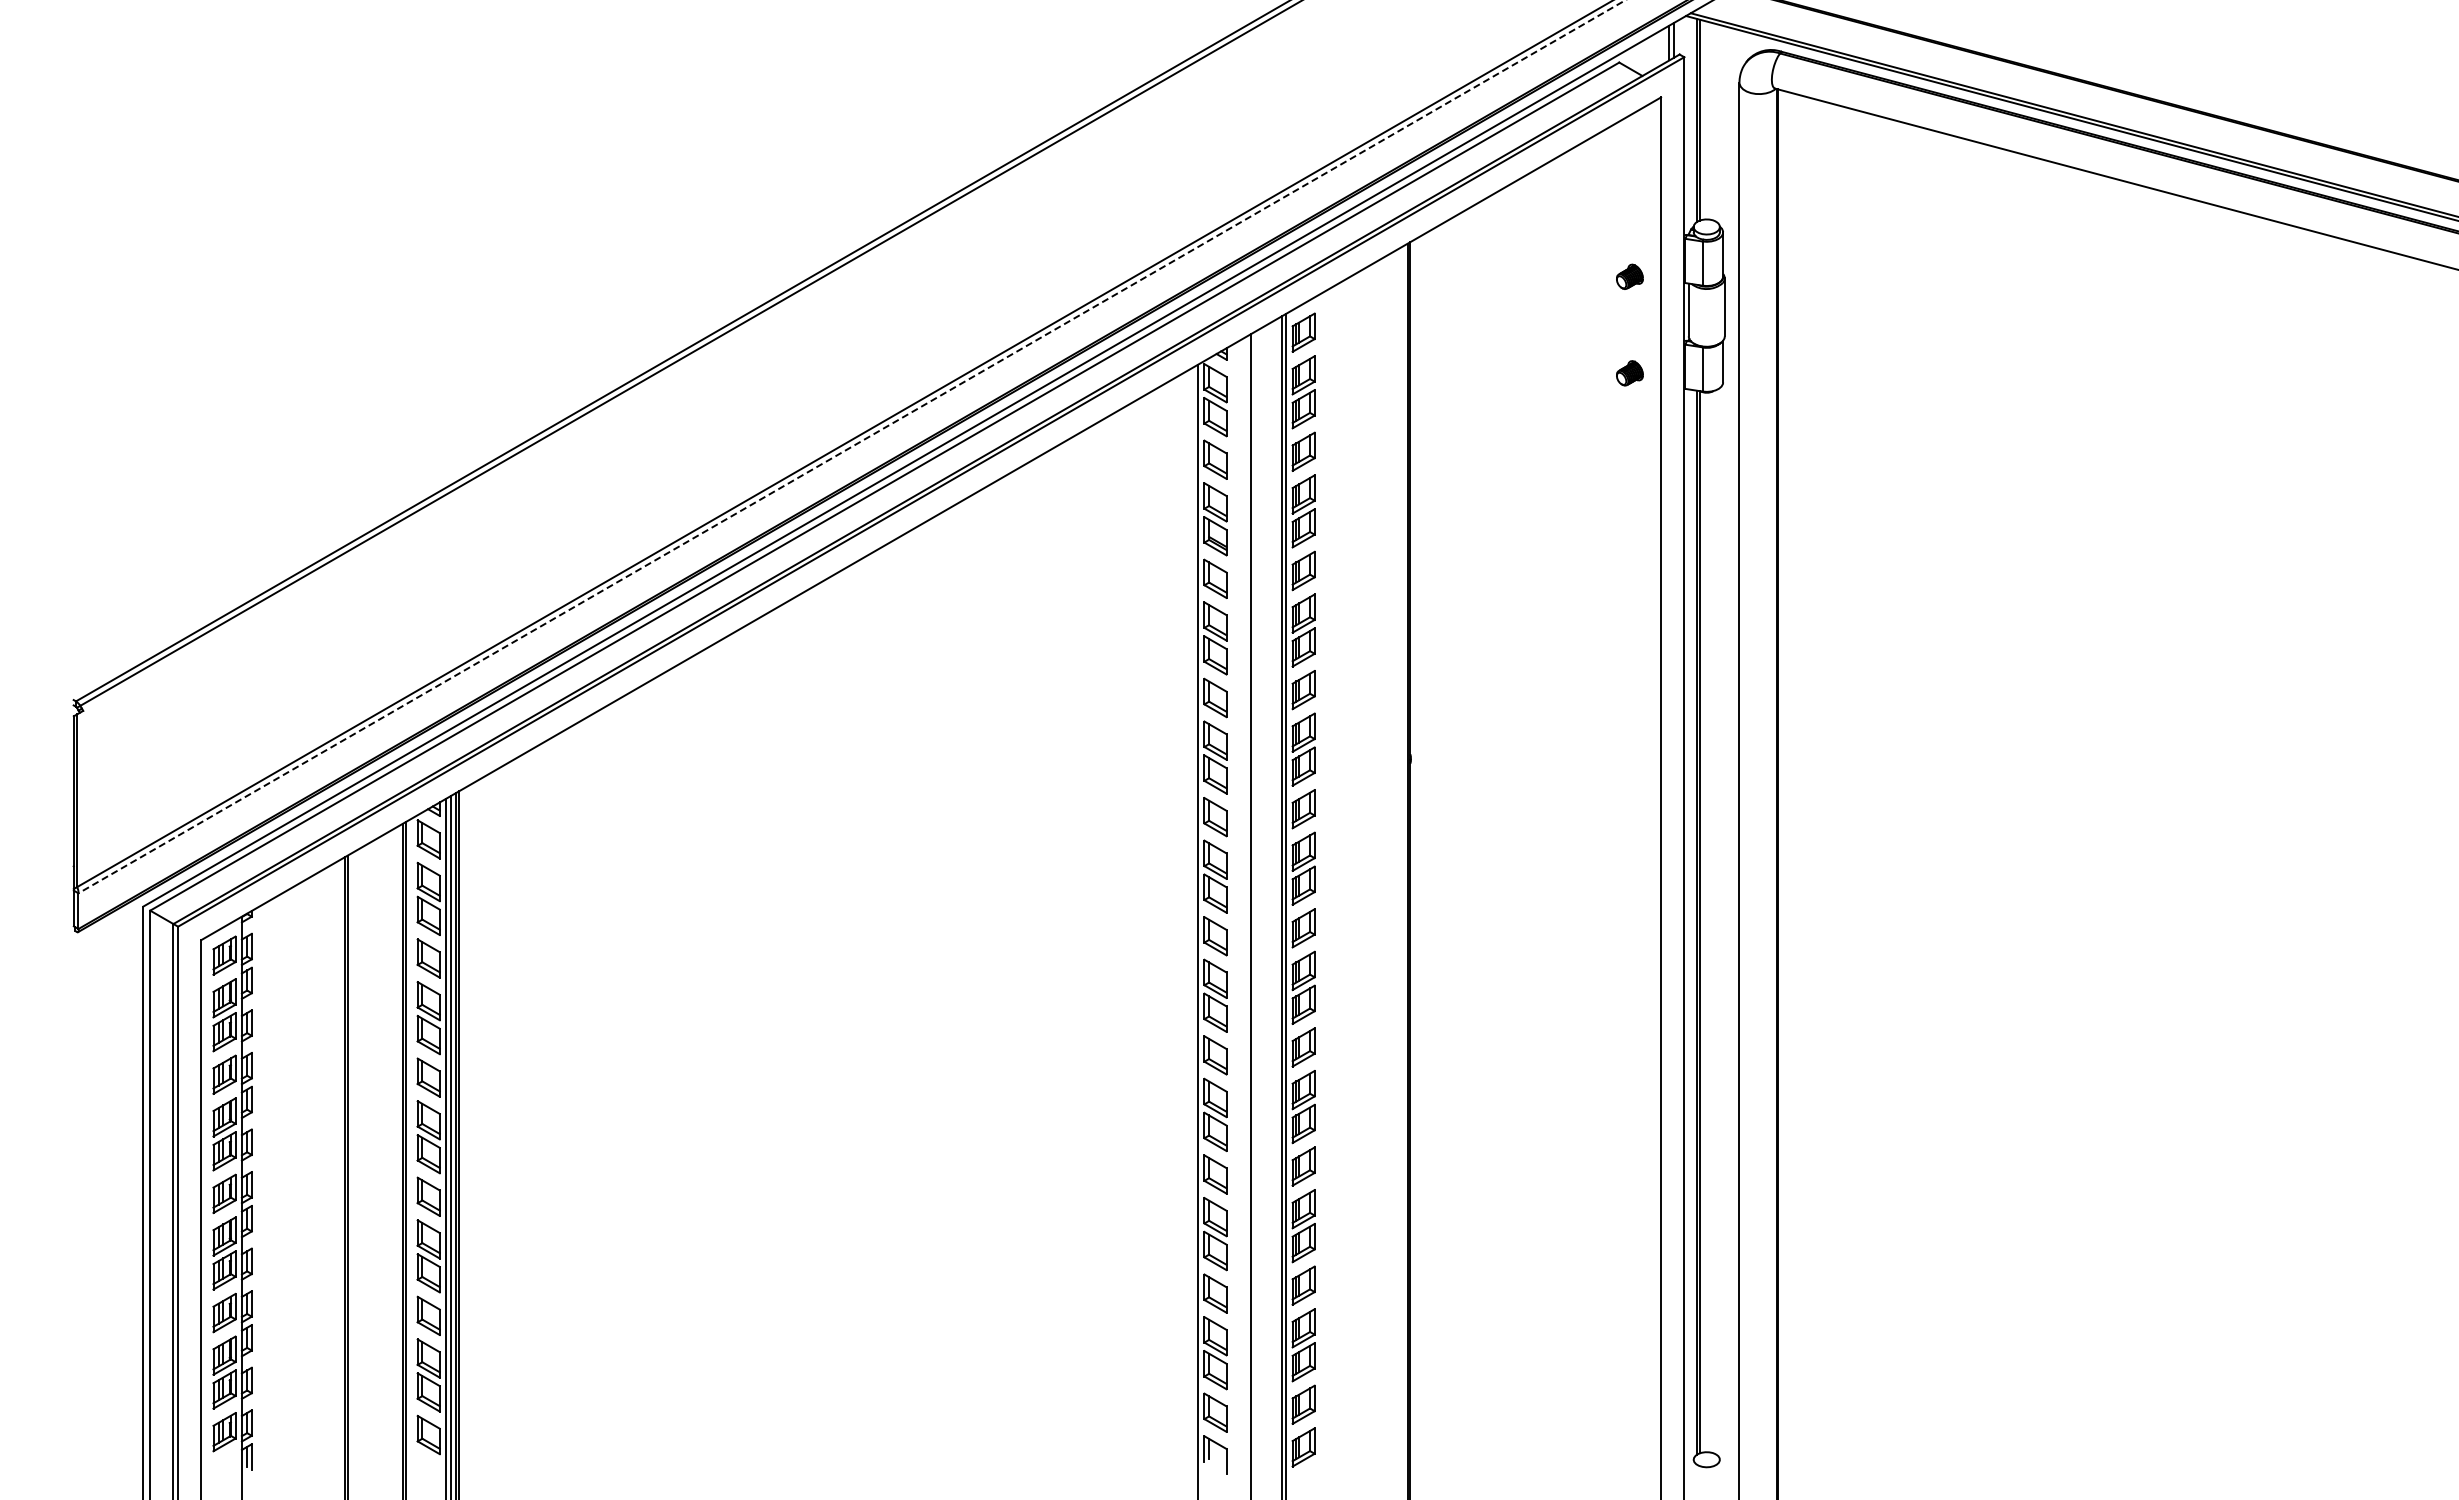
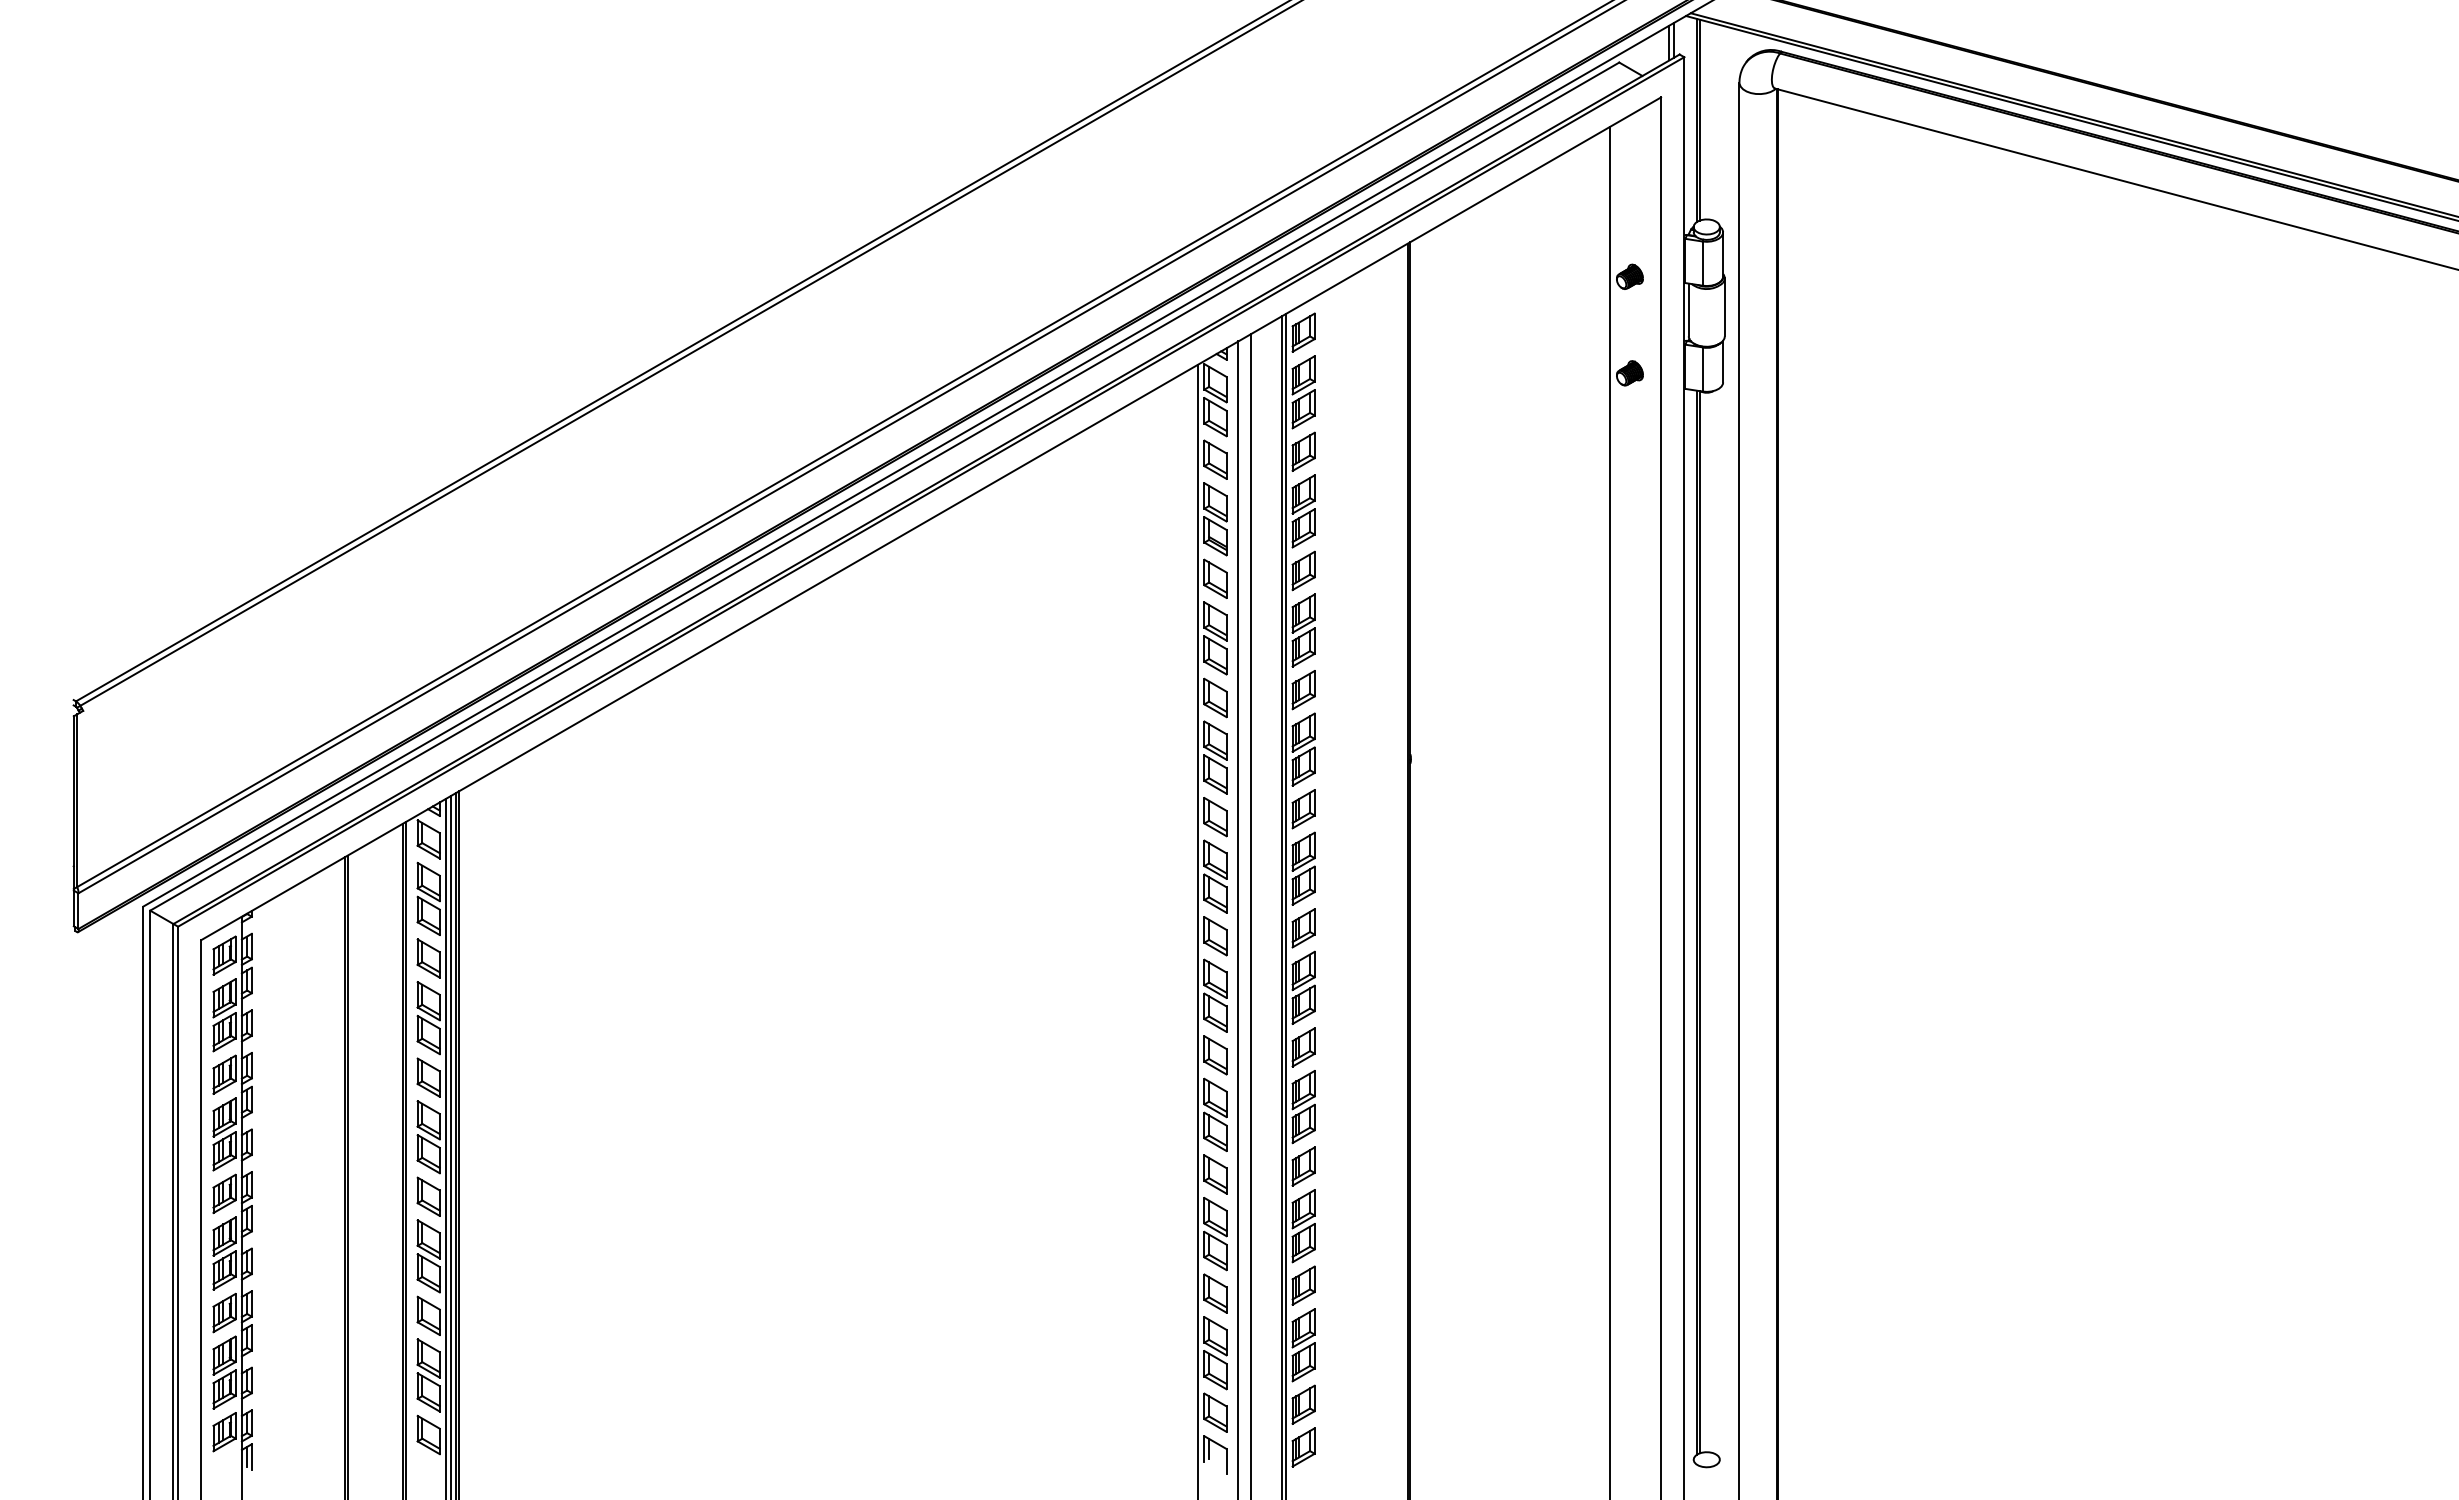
line: dashed -> solid (851, 447)
line: none -> present (1610, 811)
line: none -> present (1238, 918)
